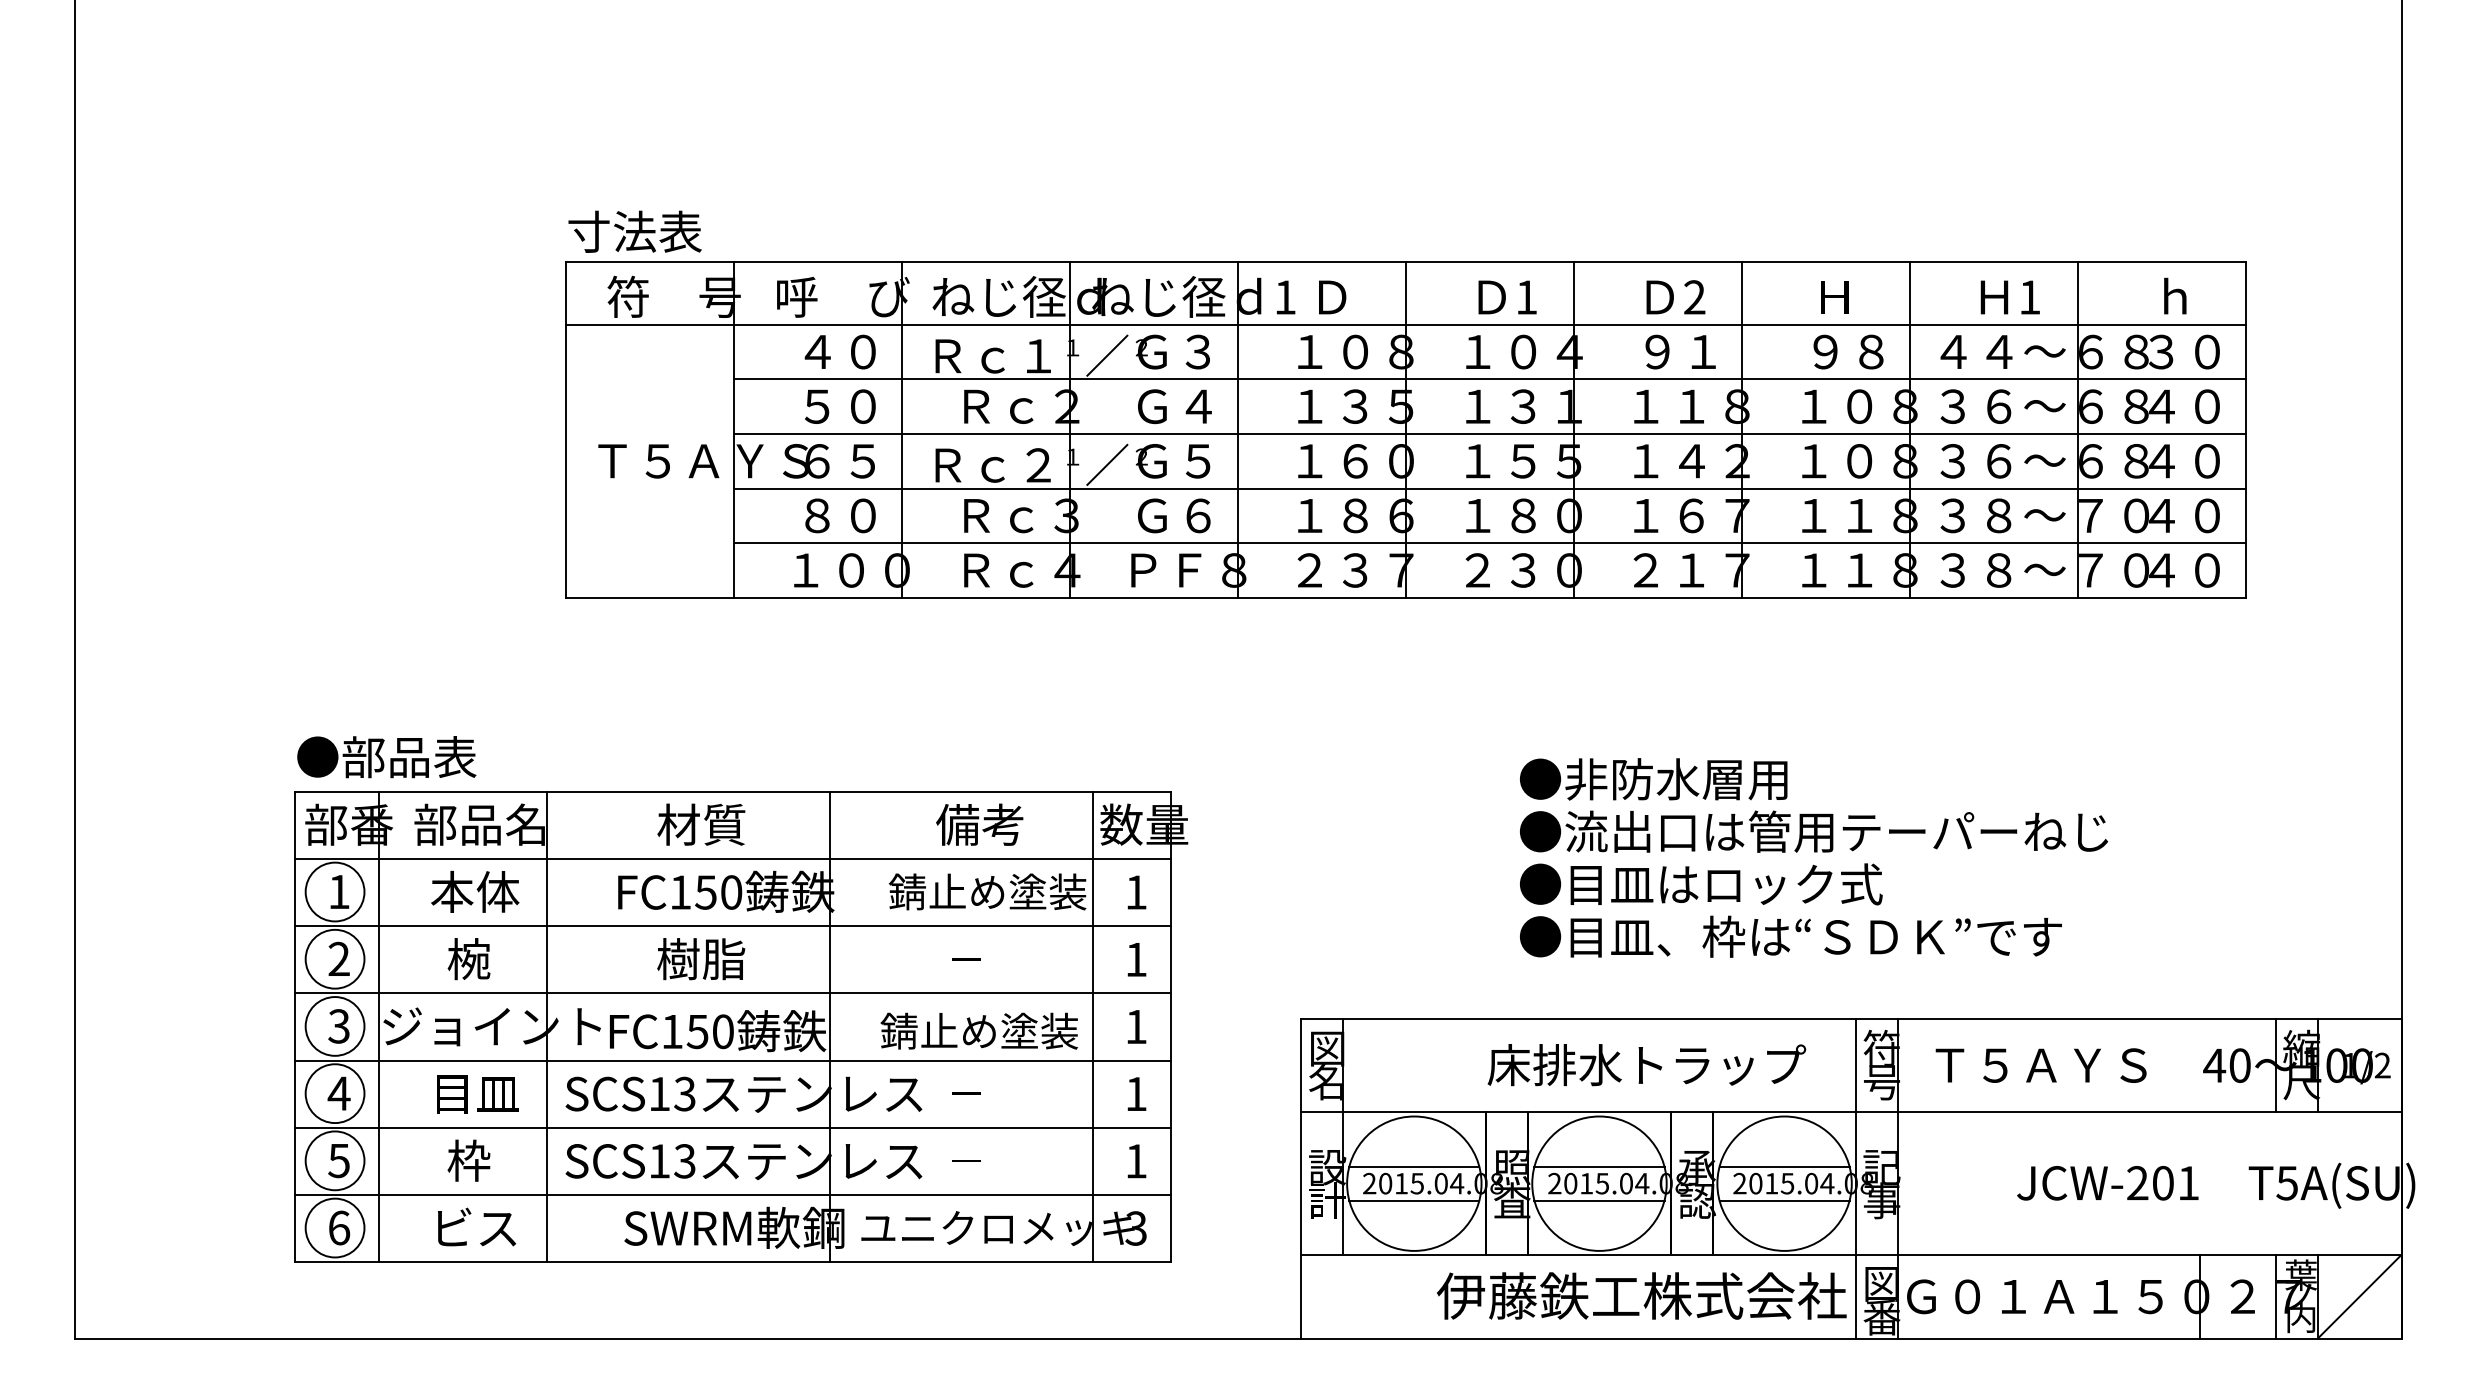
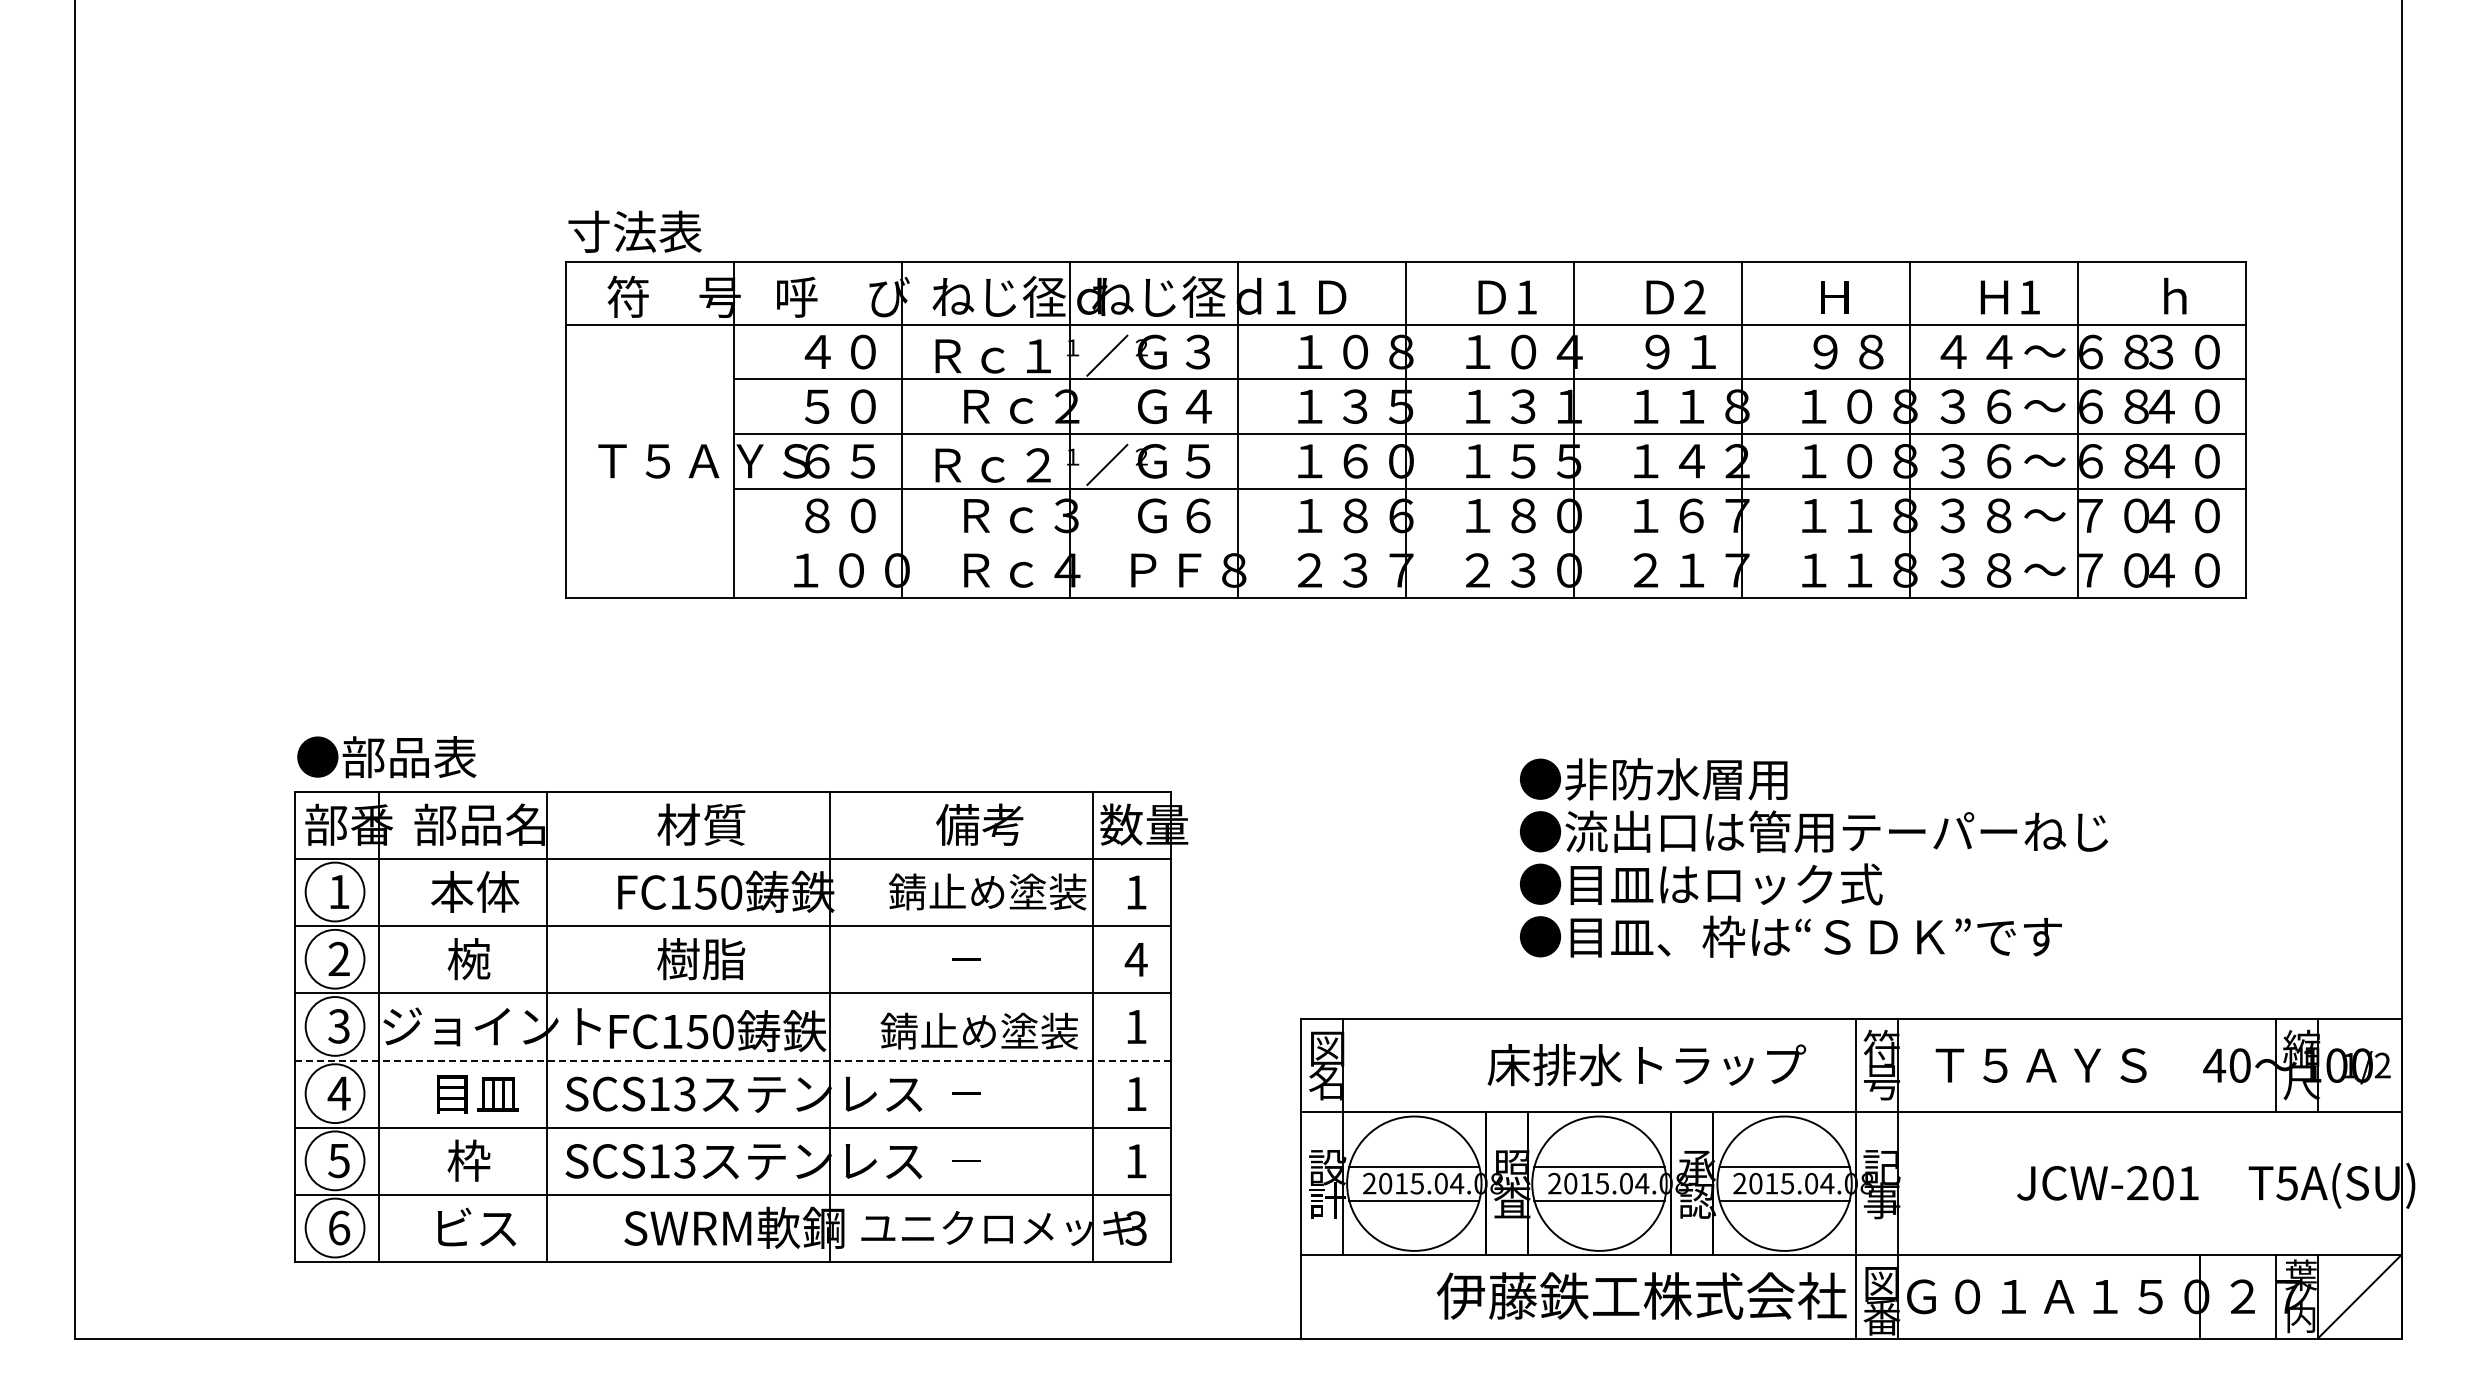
line: present -> none (1490, 543)
text: 1 -> 4 (1135, 959)
line: solid -> dashed (733, 1060)
